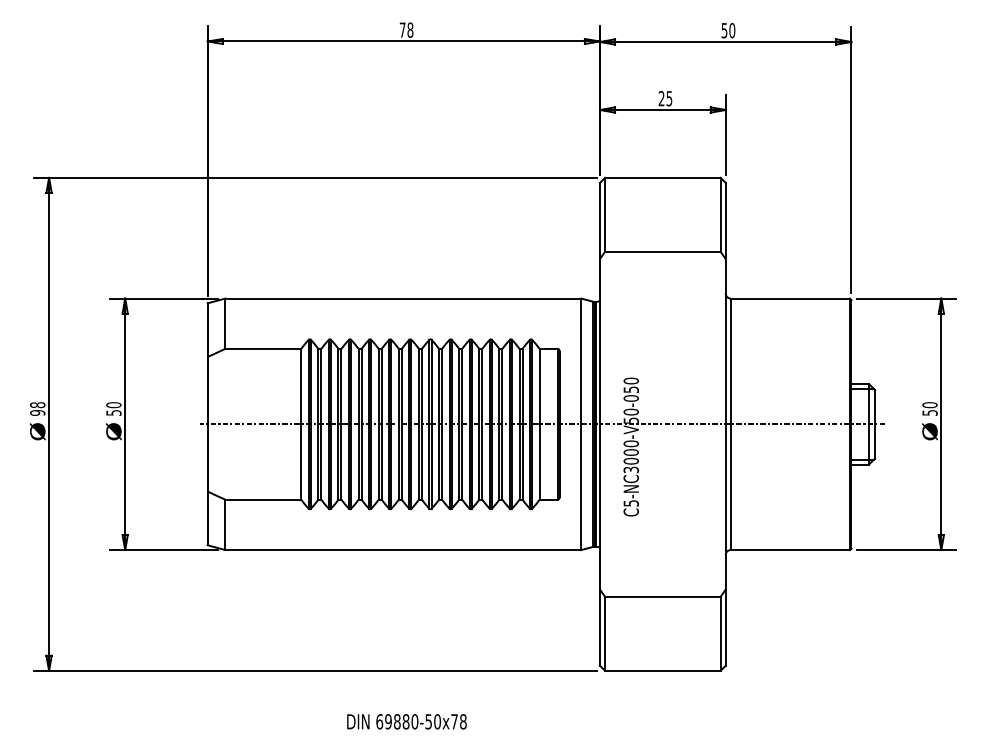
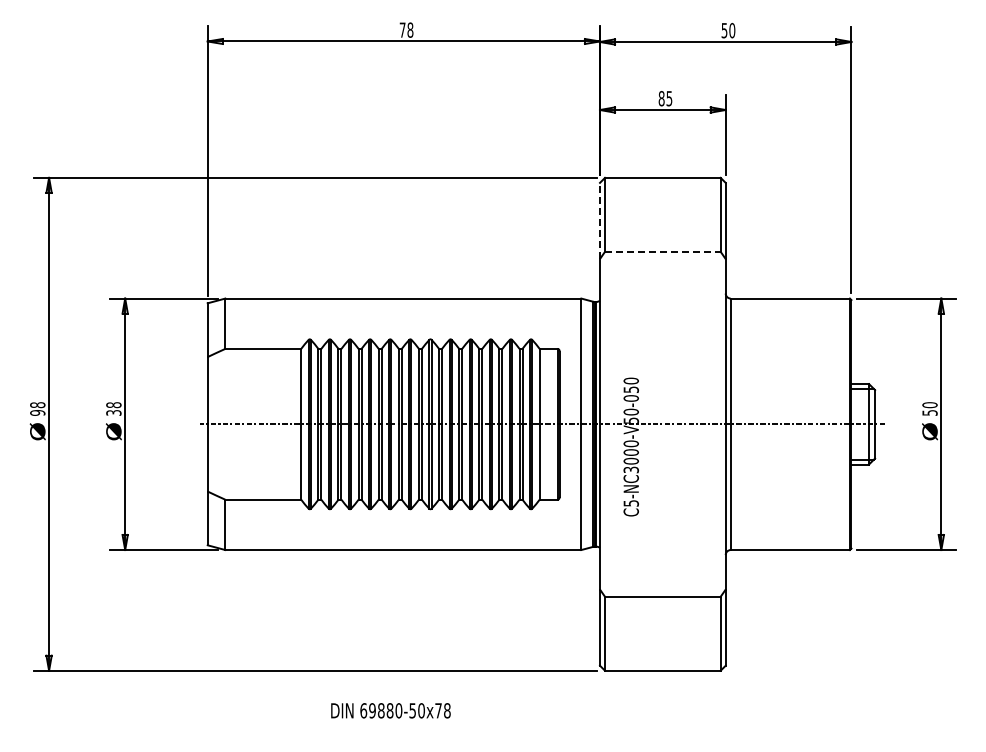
text: 25 -> 85 (661, 98)
line: solid -> dashed (599, 220)
line: solid -> dashed (662, 251)
text: 50 -> 38 (113, 408)
text position: (406, 721) -> (390, 710) (390, 710)
